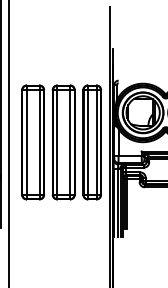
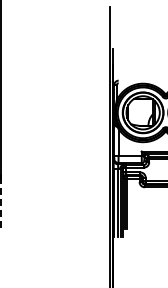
part: present -> none (61, 142)
line: present -> none (9, 143)
line: solid -> dashed (1, 203)
